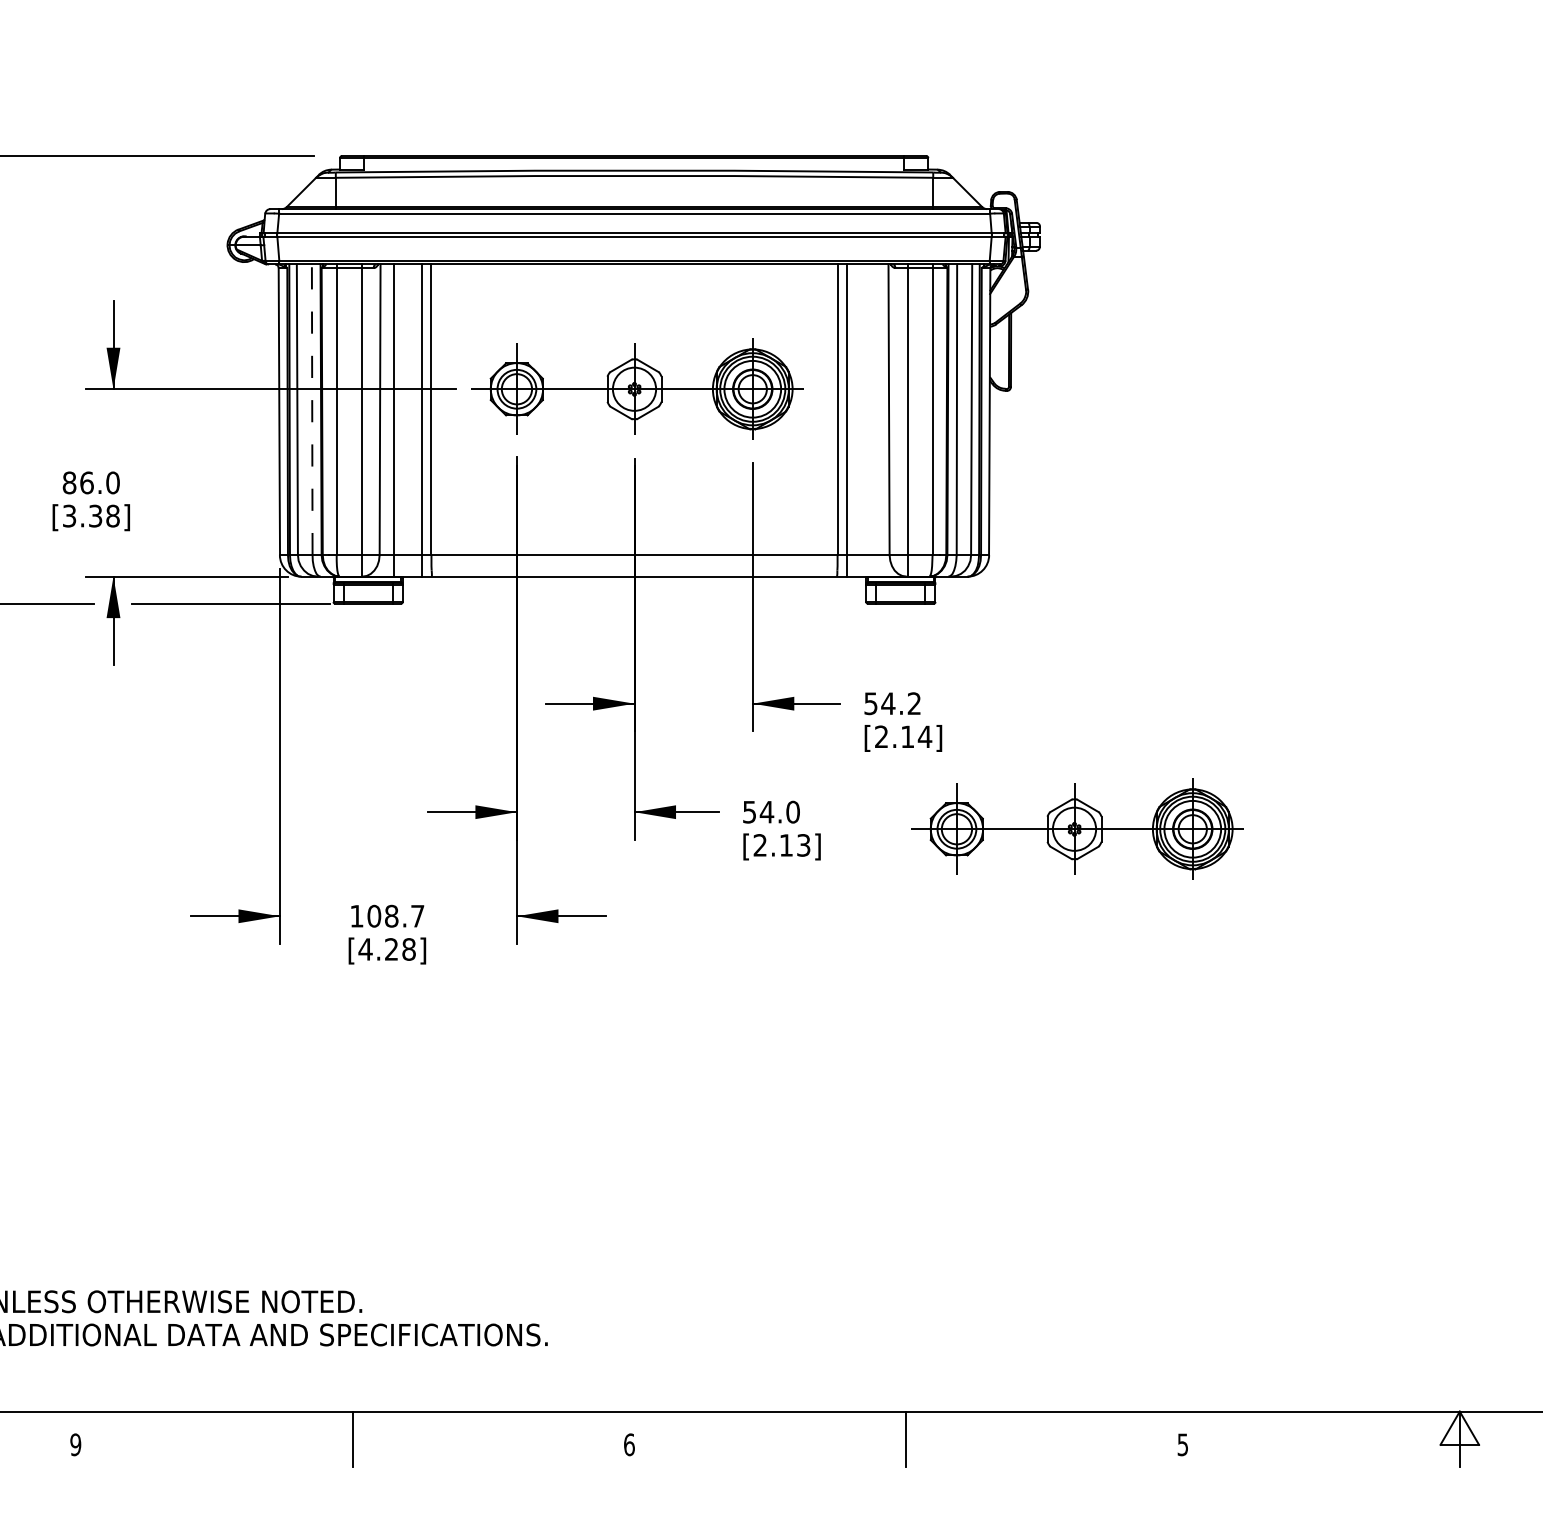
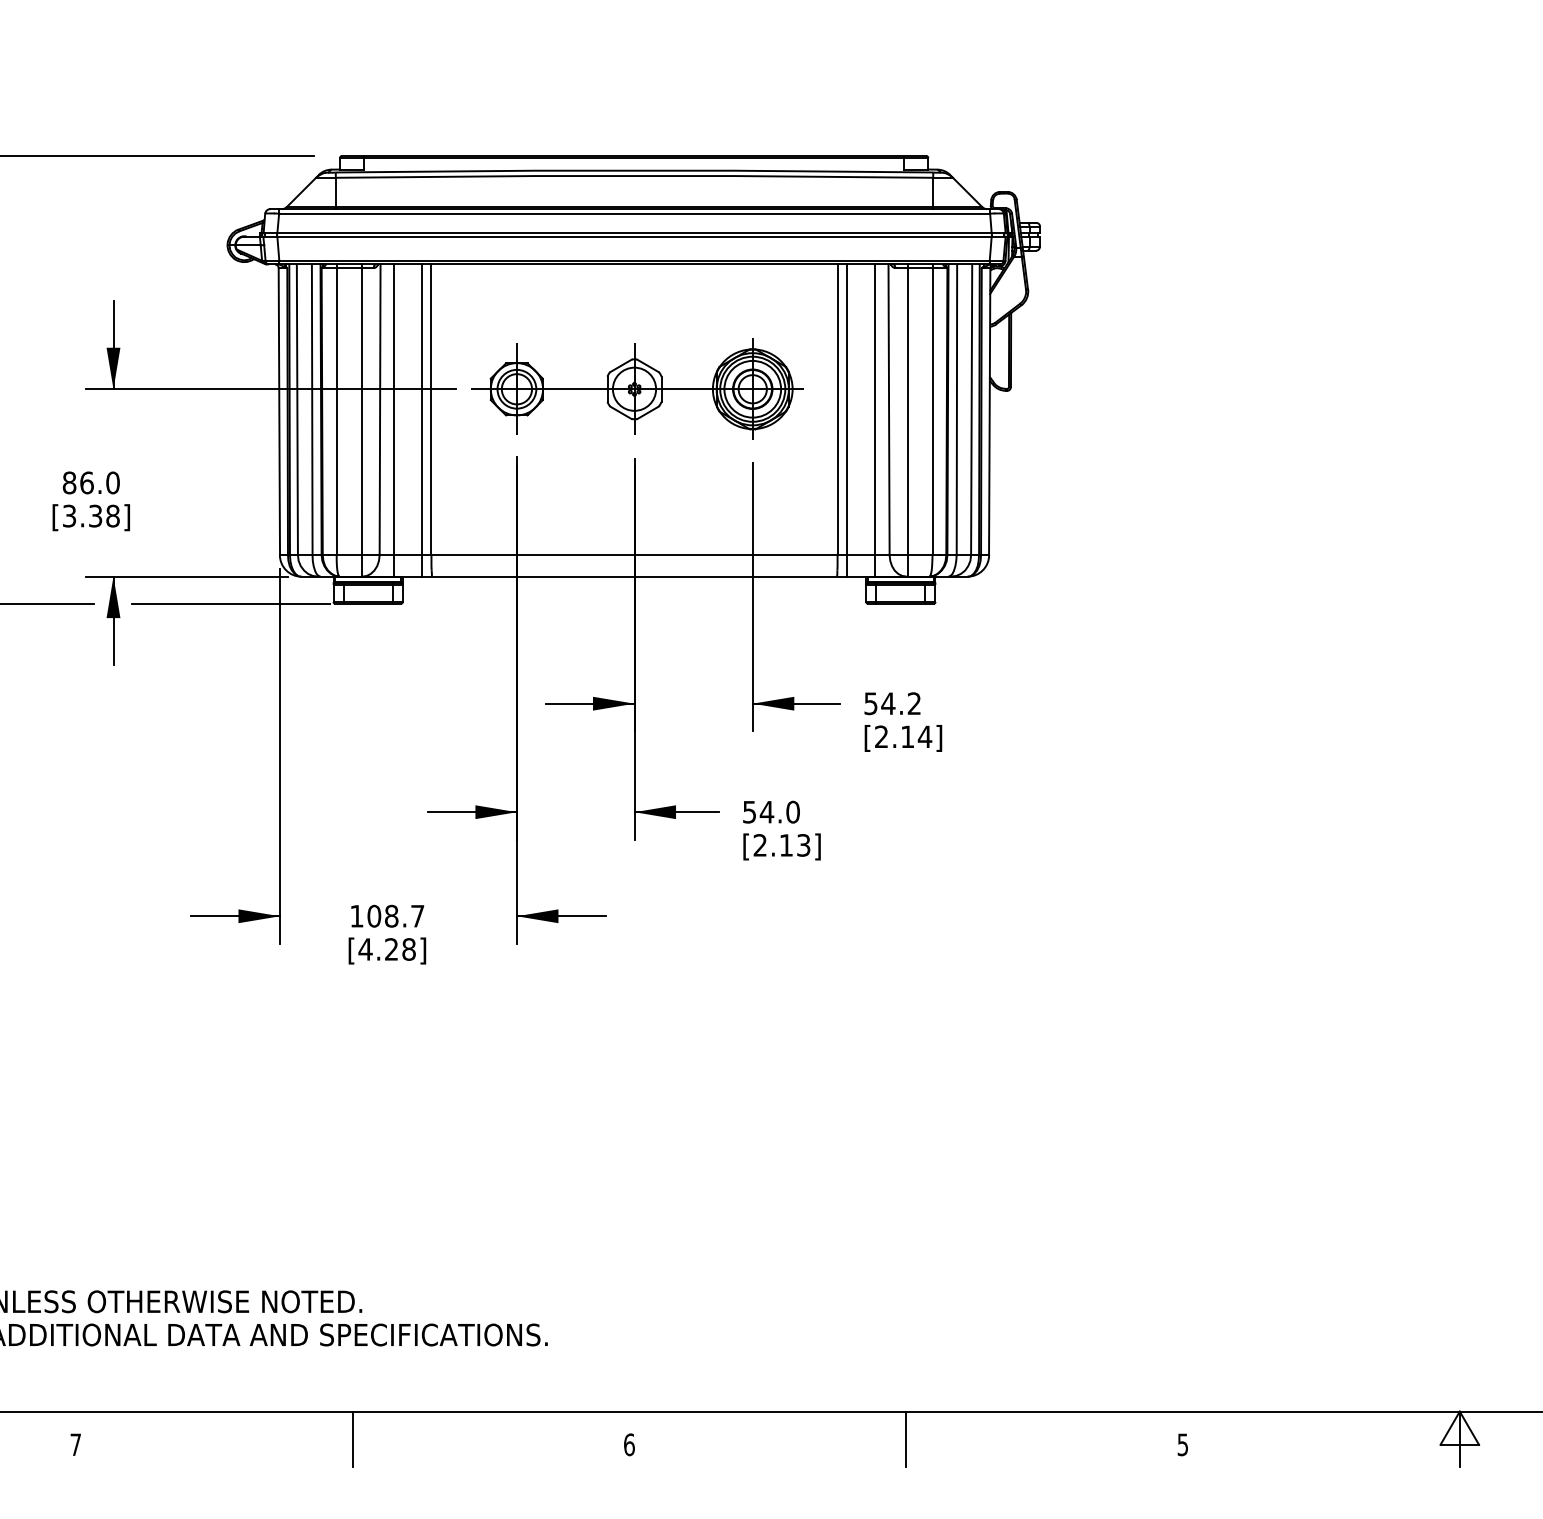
line: dashed -> solid (312, 409)
line: none -> present (874, 420)
part: present -> none (1077, 828)
text: 9 -> 7 (75, 1444)
